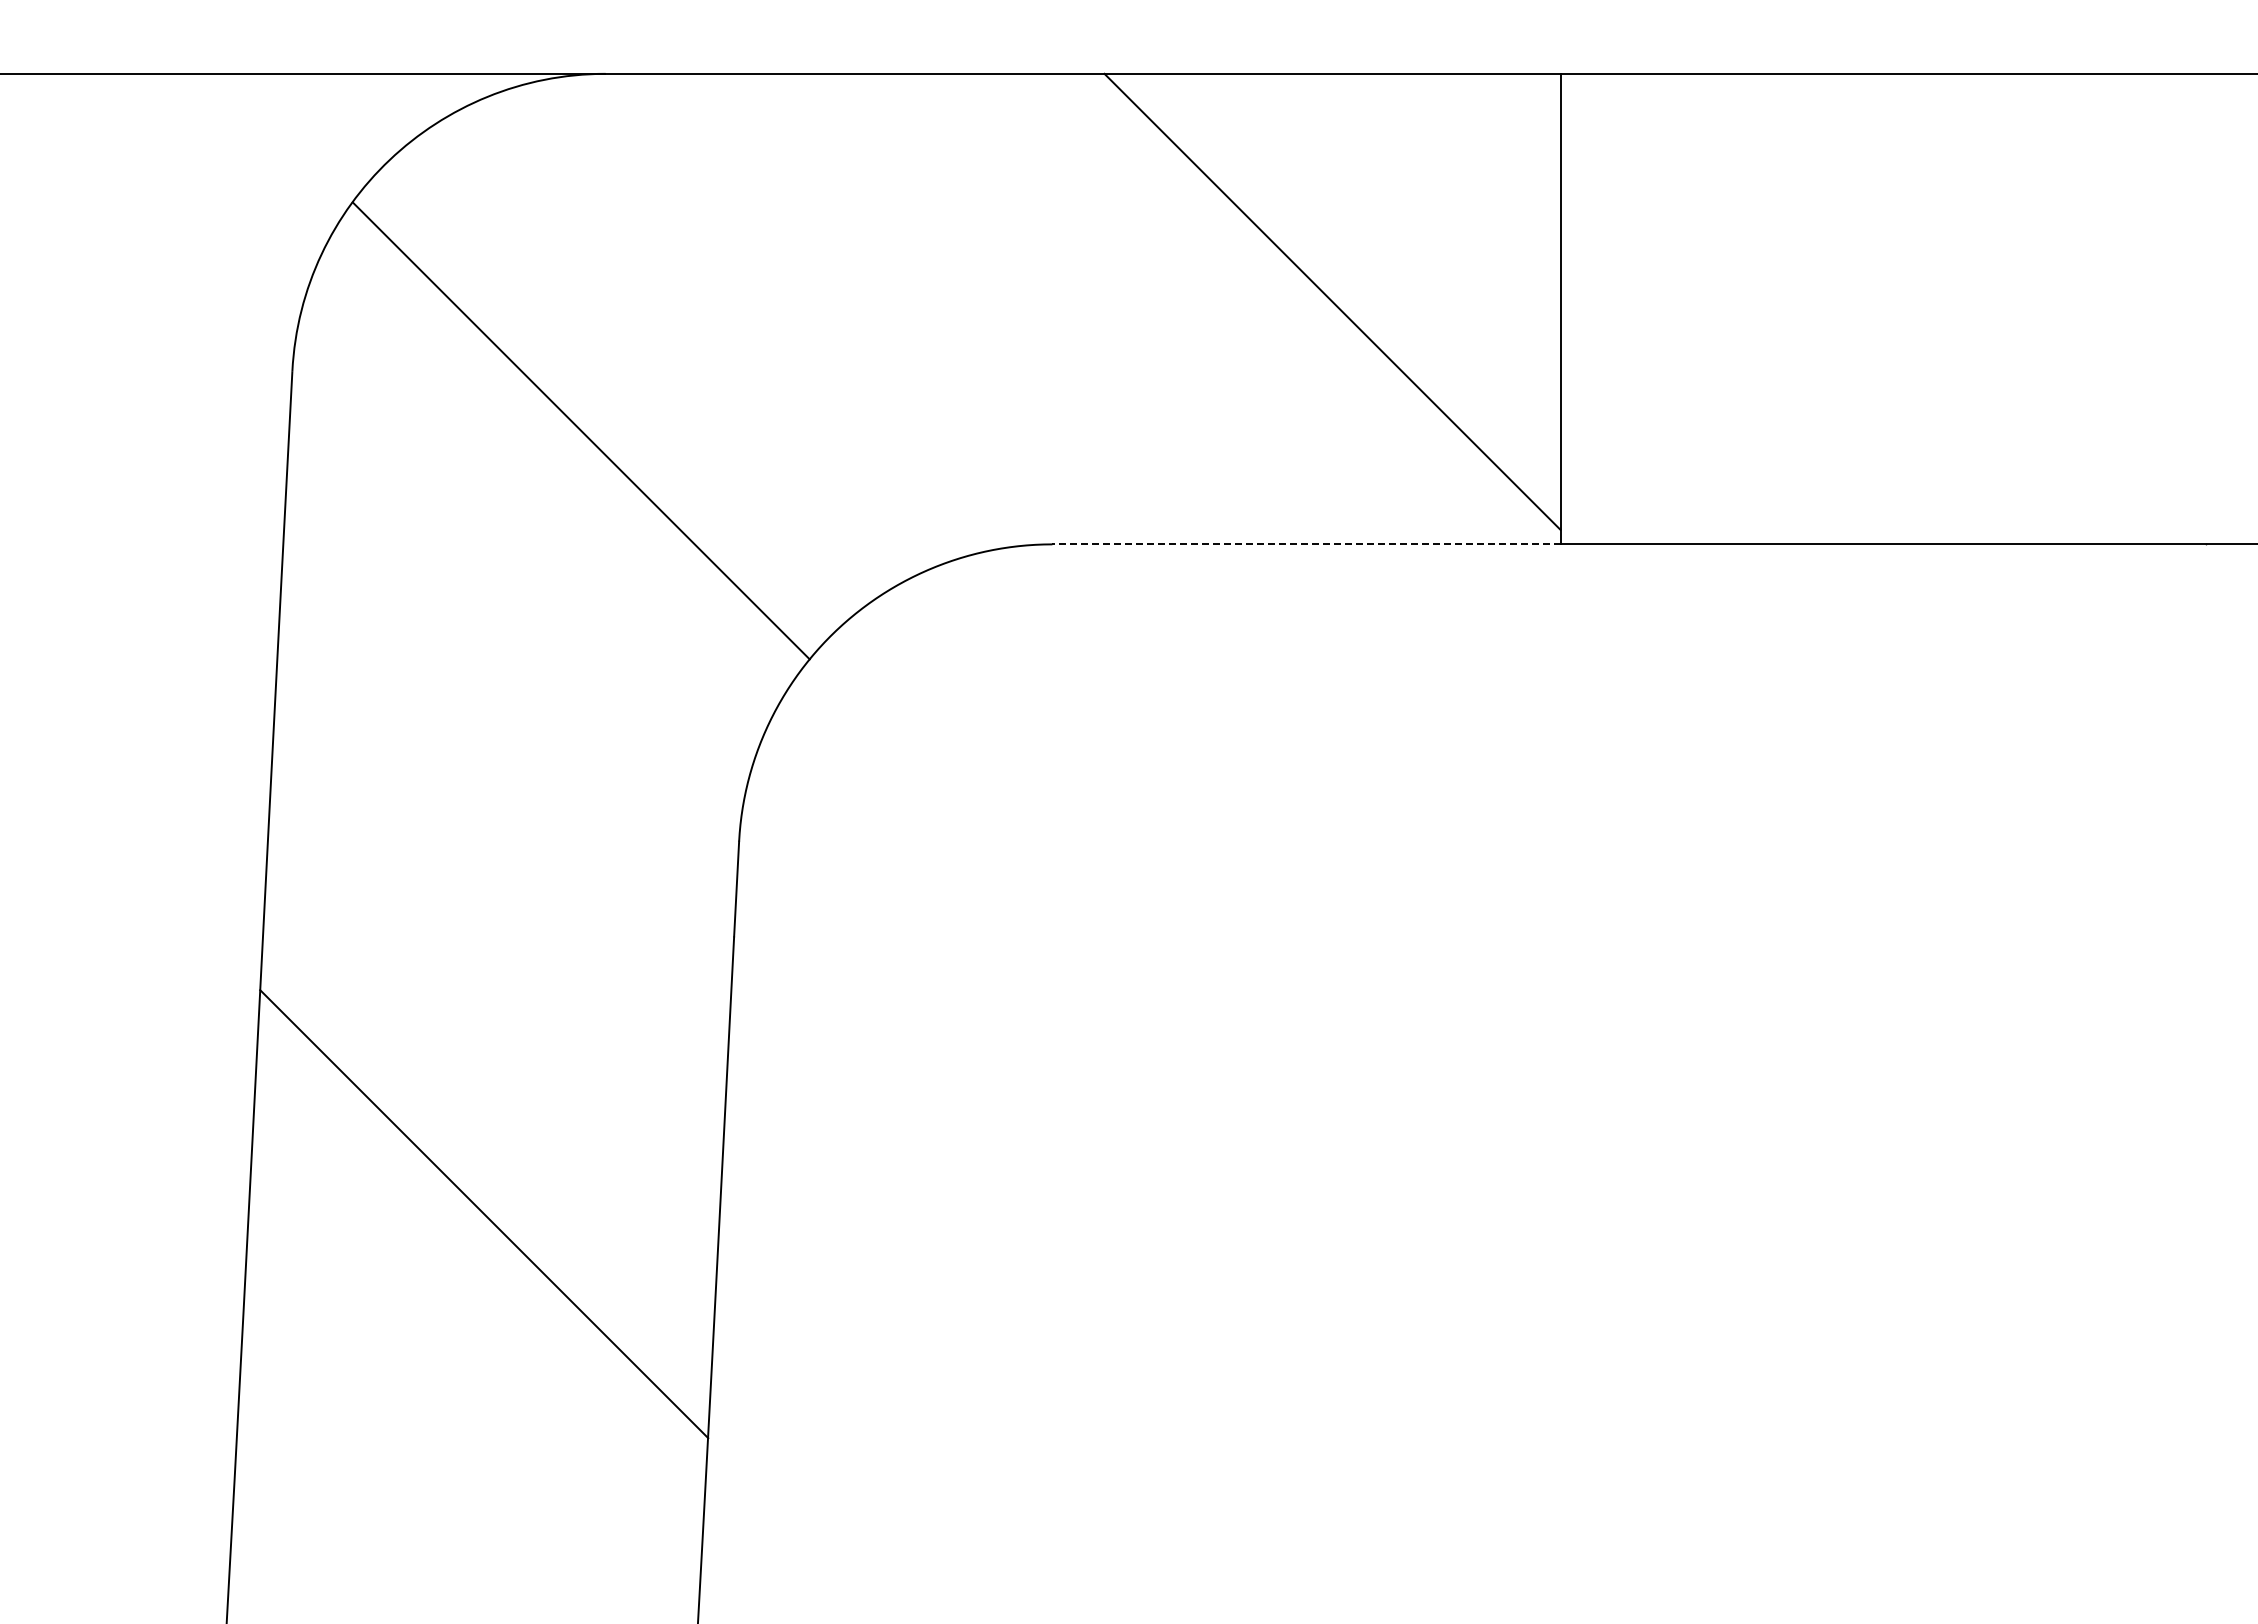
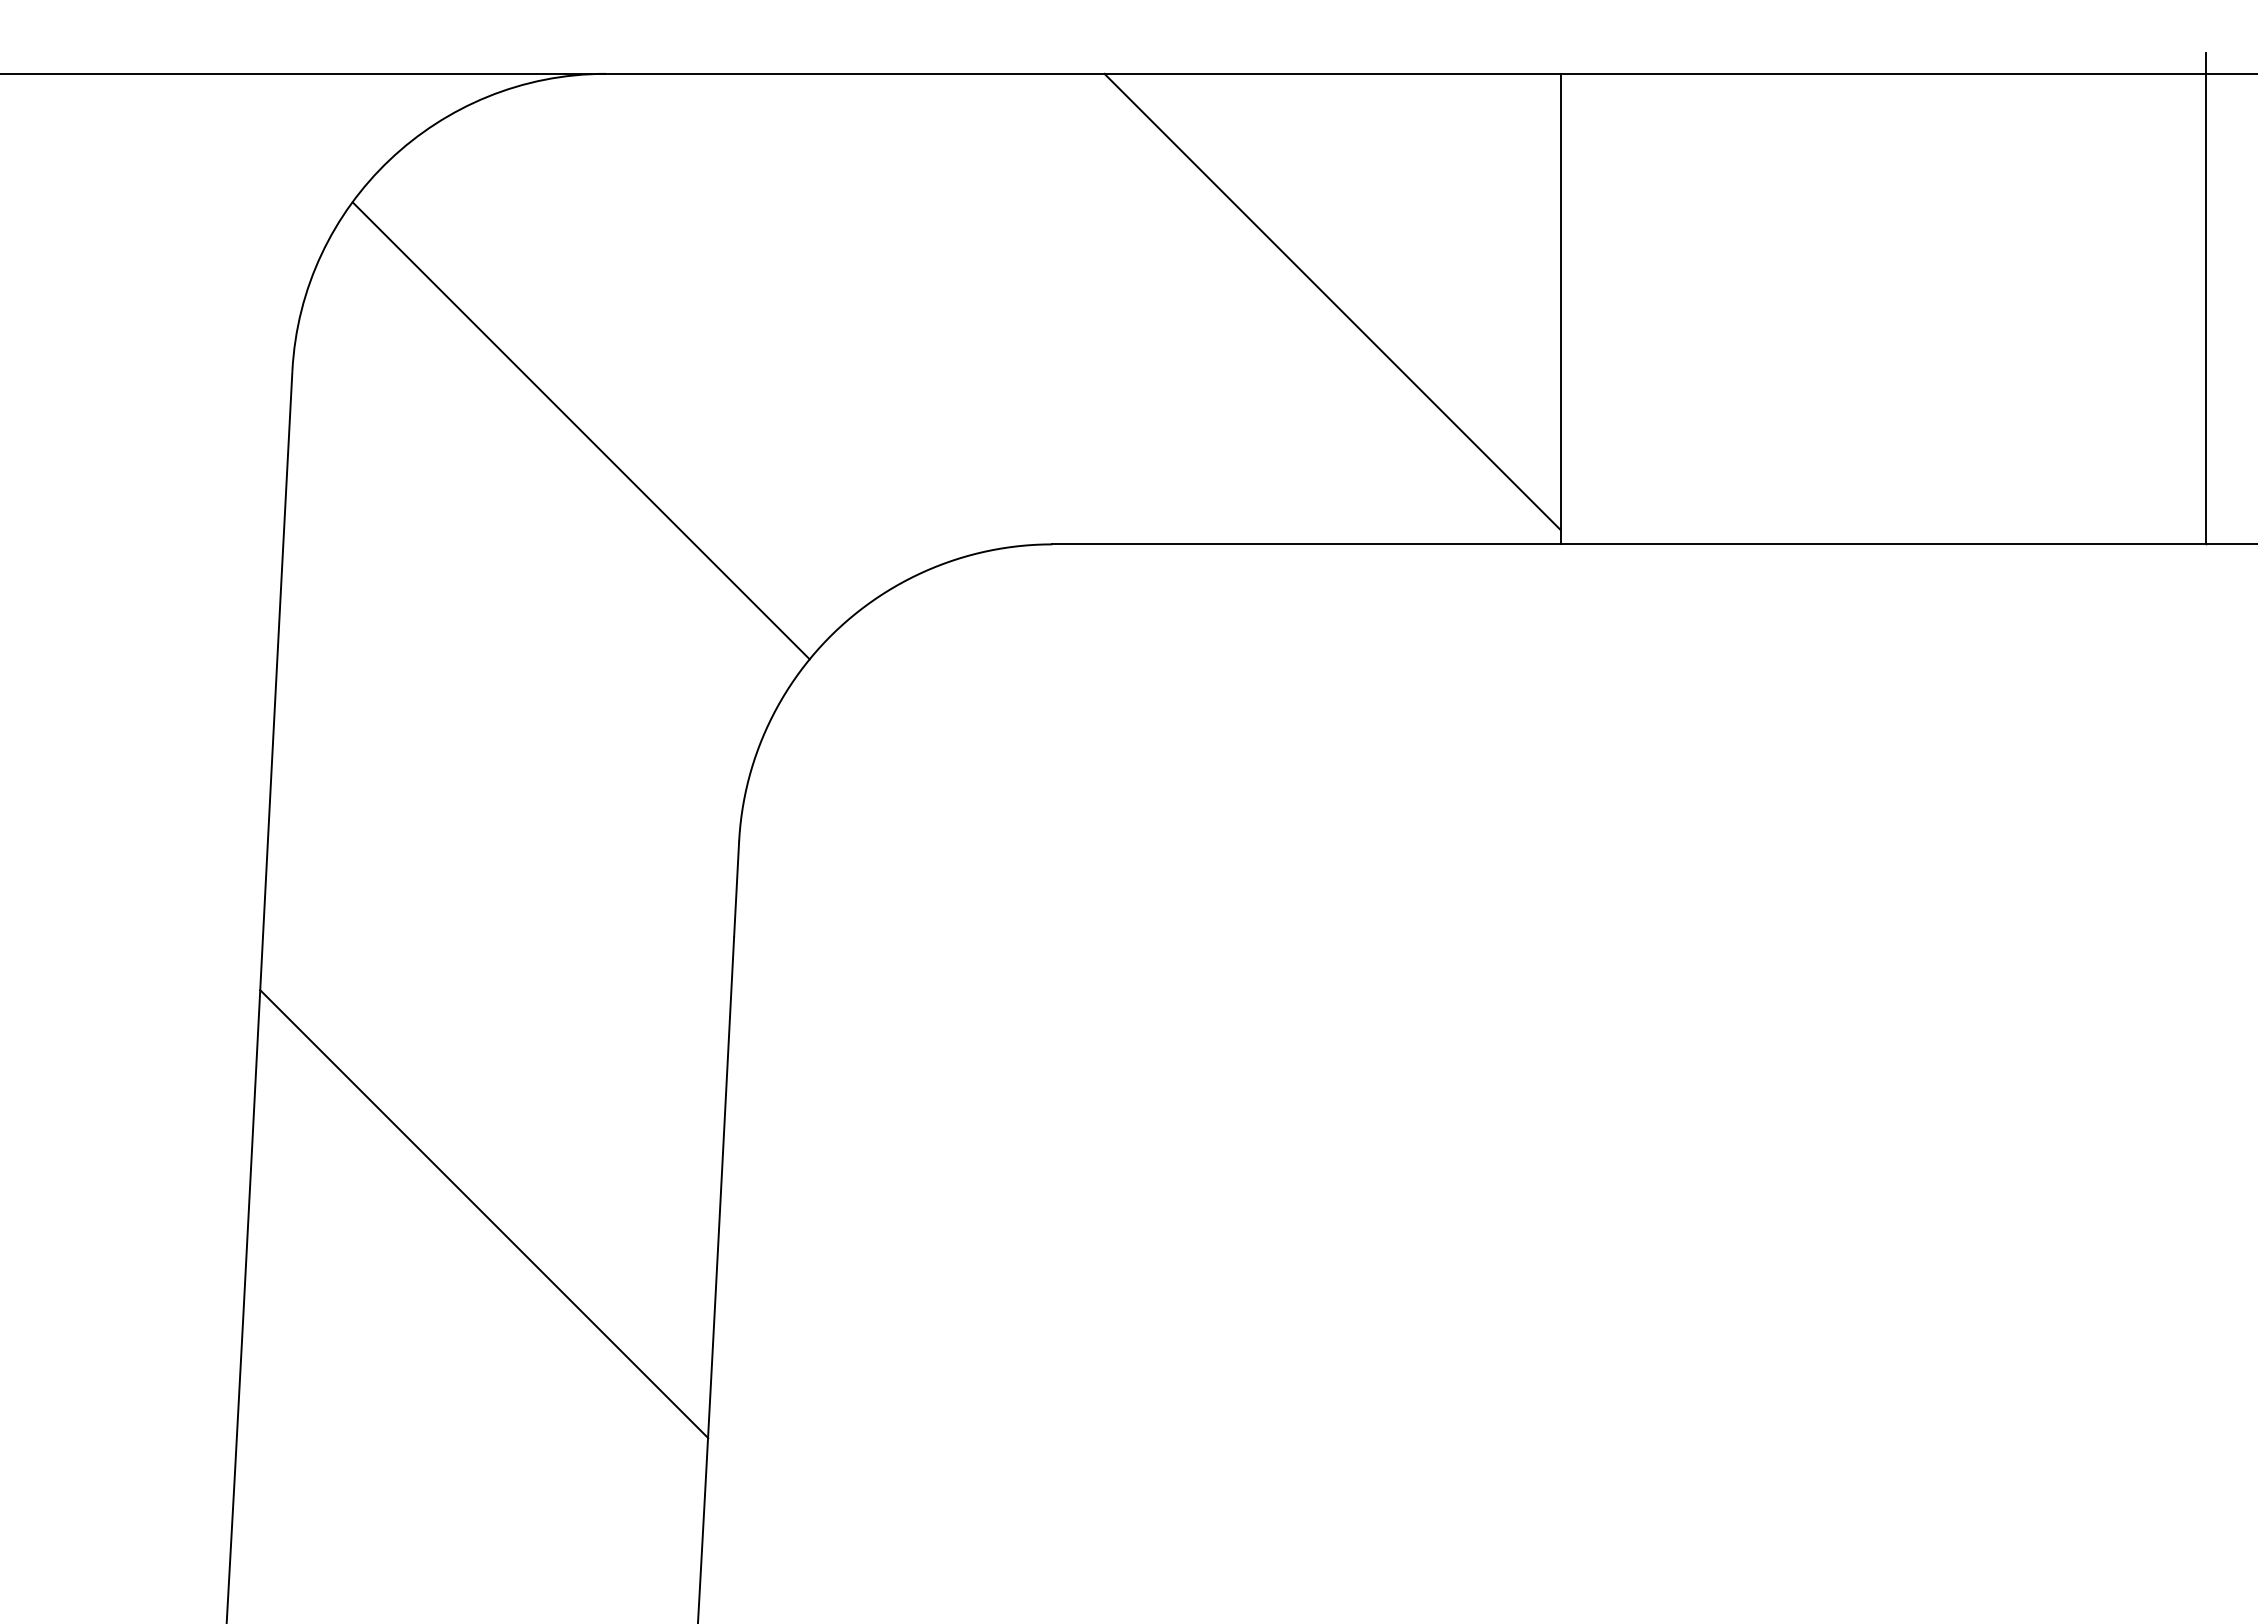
line: none -> present (2206, 298)
line: dashed -> solid (1305, 544)
